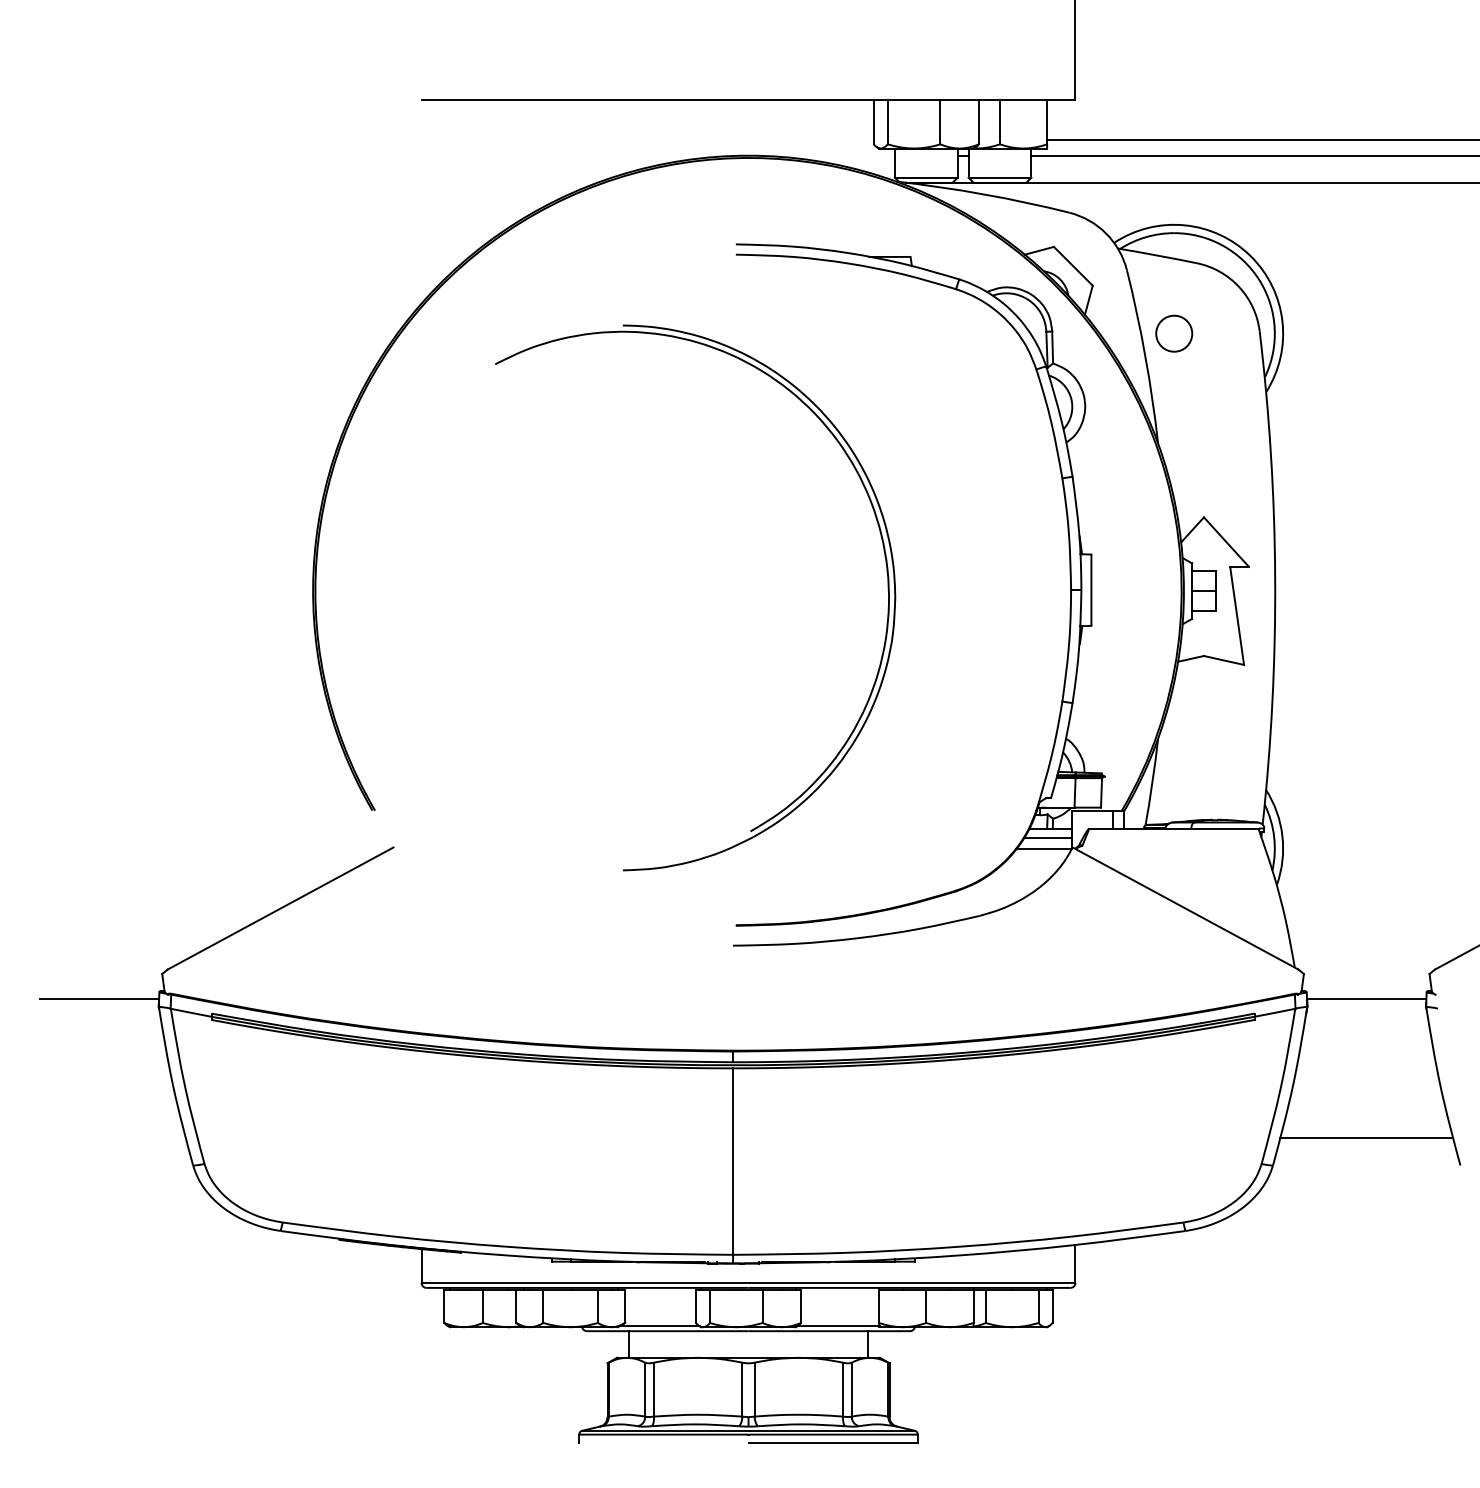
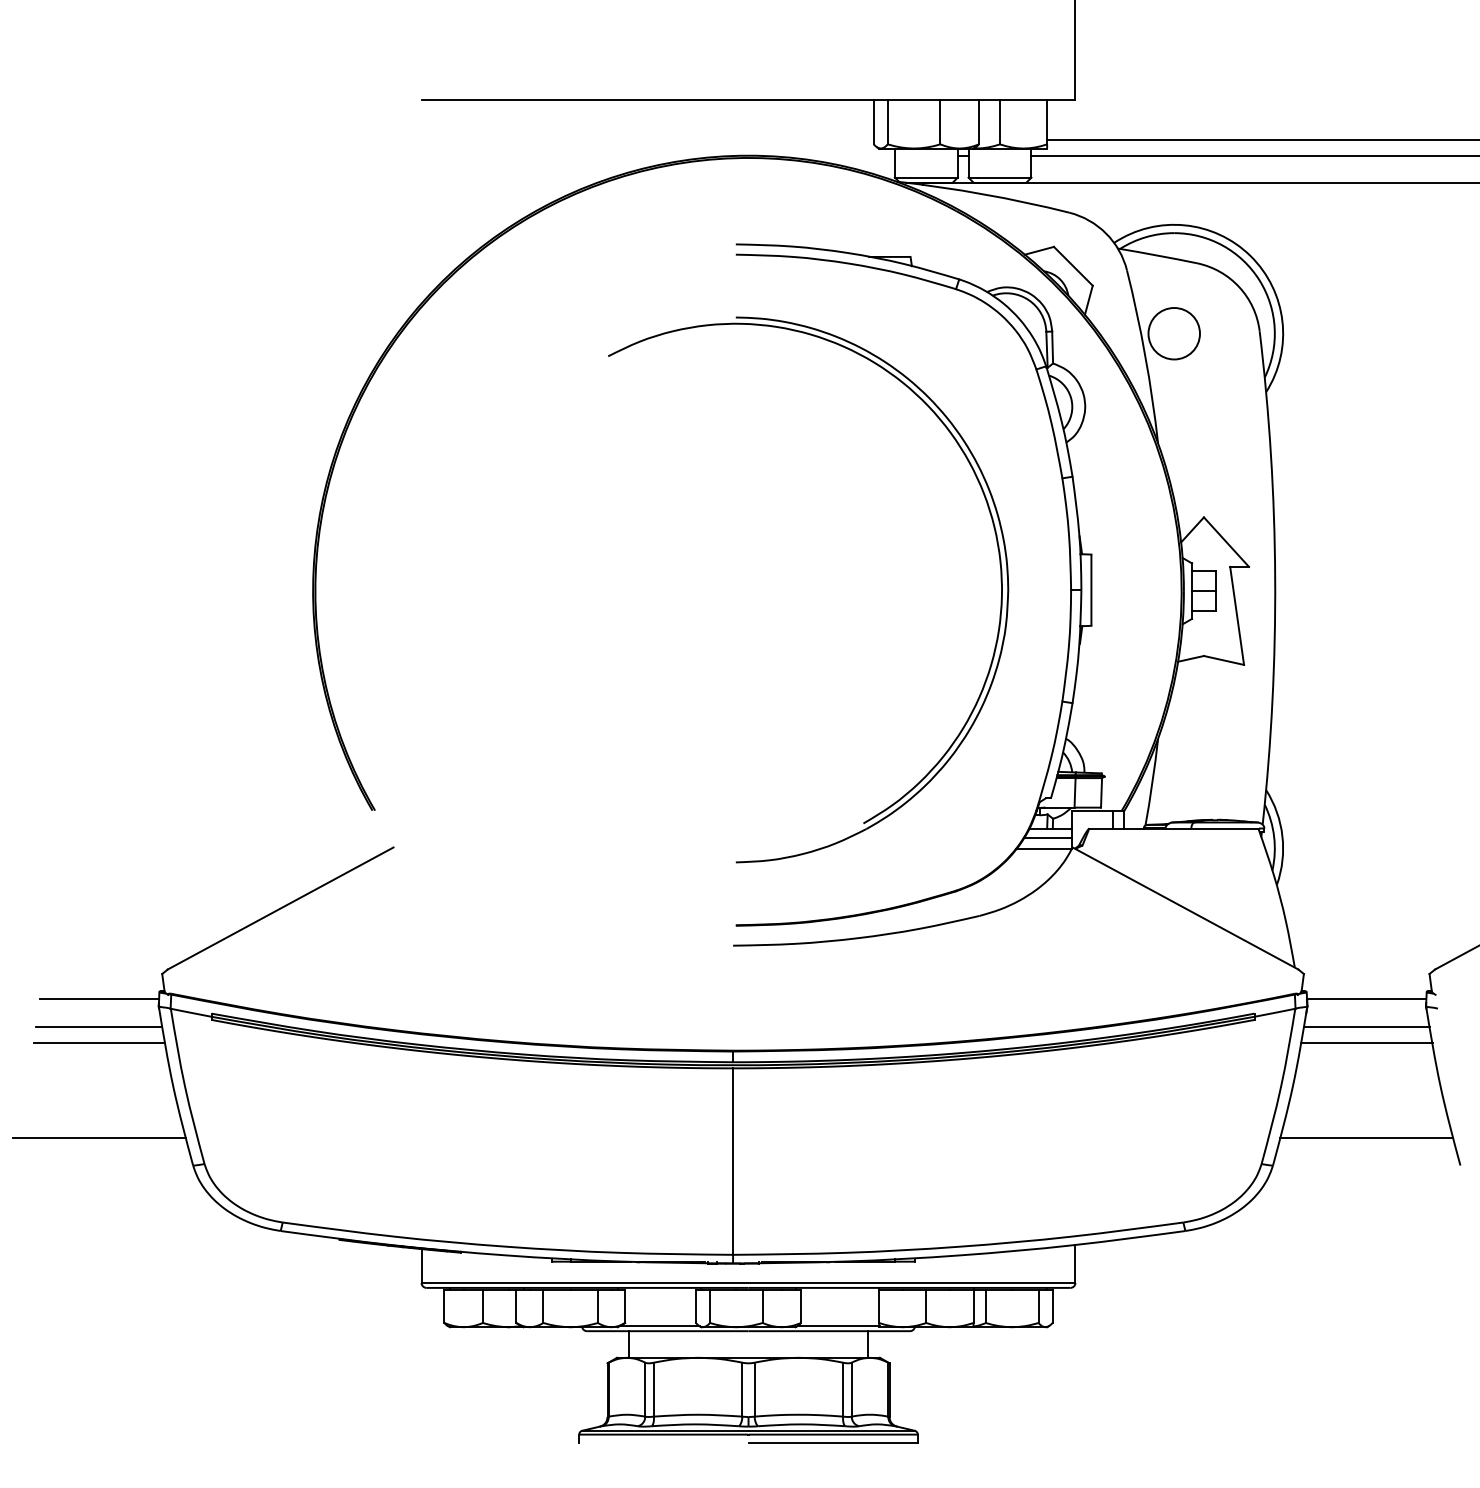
circle diameter: 36 px -> 51 px (1173, 333)
part position: (887, 589) -> (1000, 581) (1000, 581)
line: none -> present (99, 1026)
line: none -> present (1366, 1026)
line: none -> present (99, 1042)
line: none -> present (1366, 1042)
line: none -> present (99, 1137)
